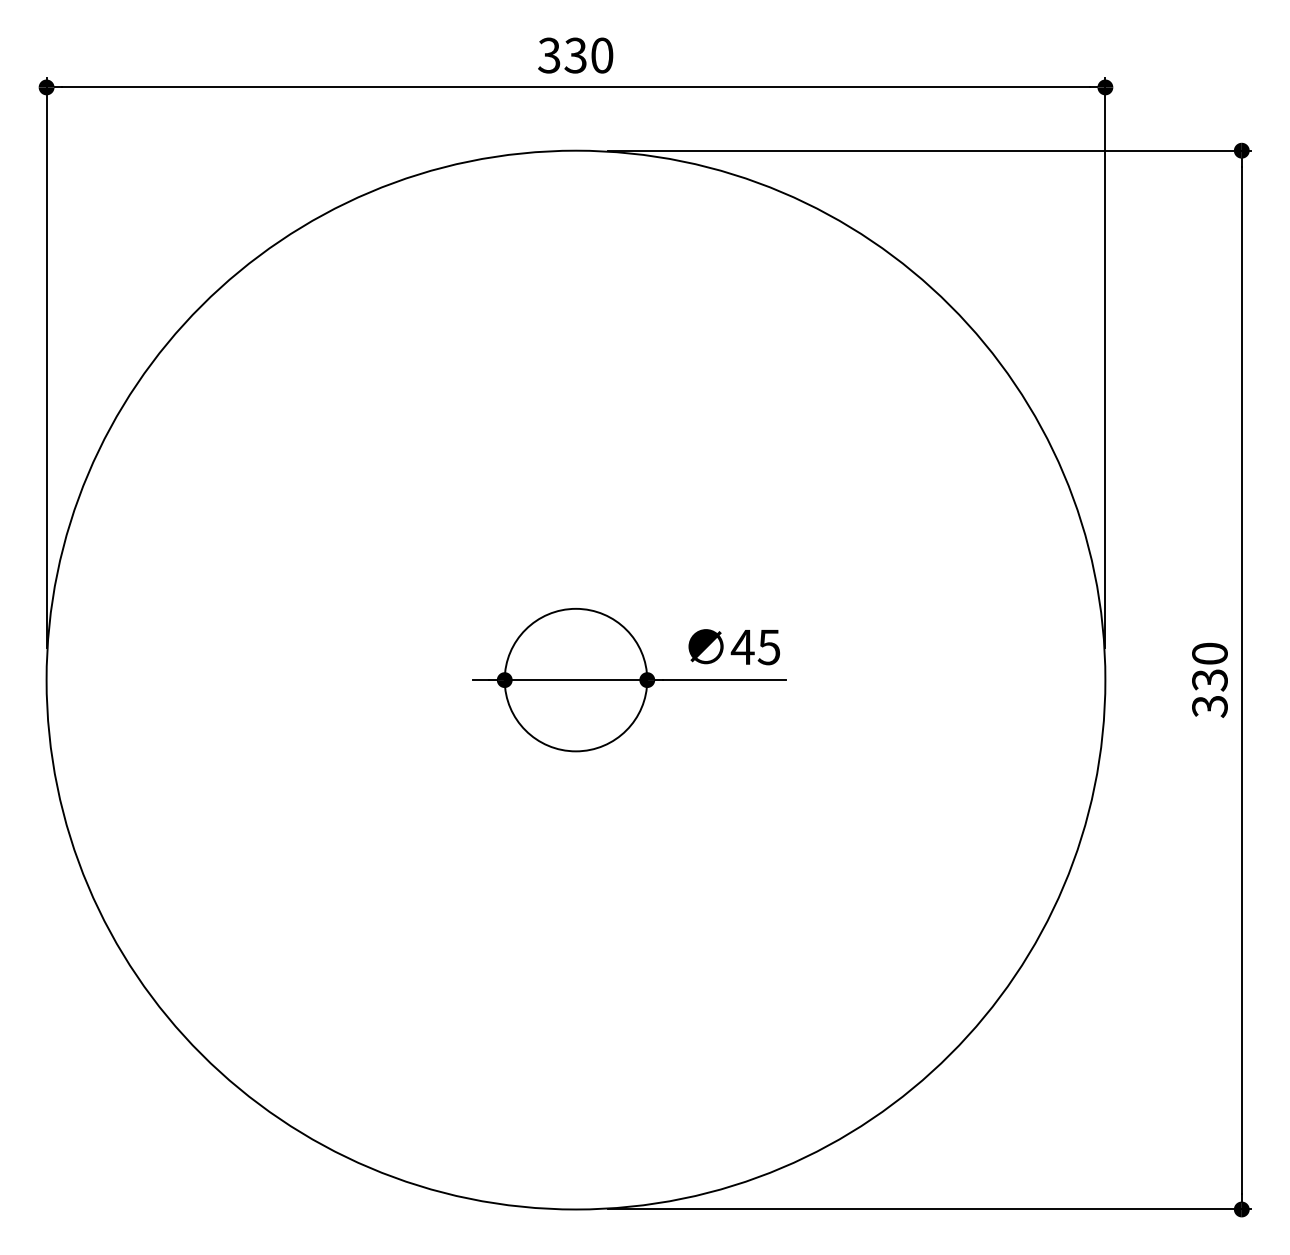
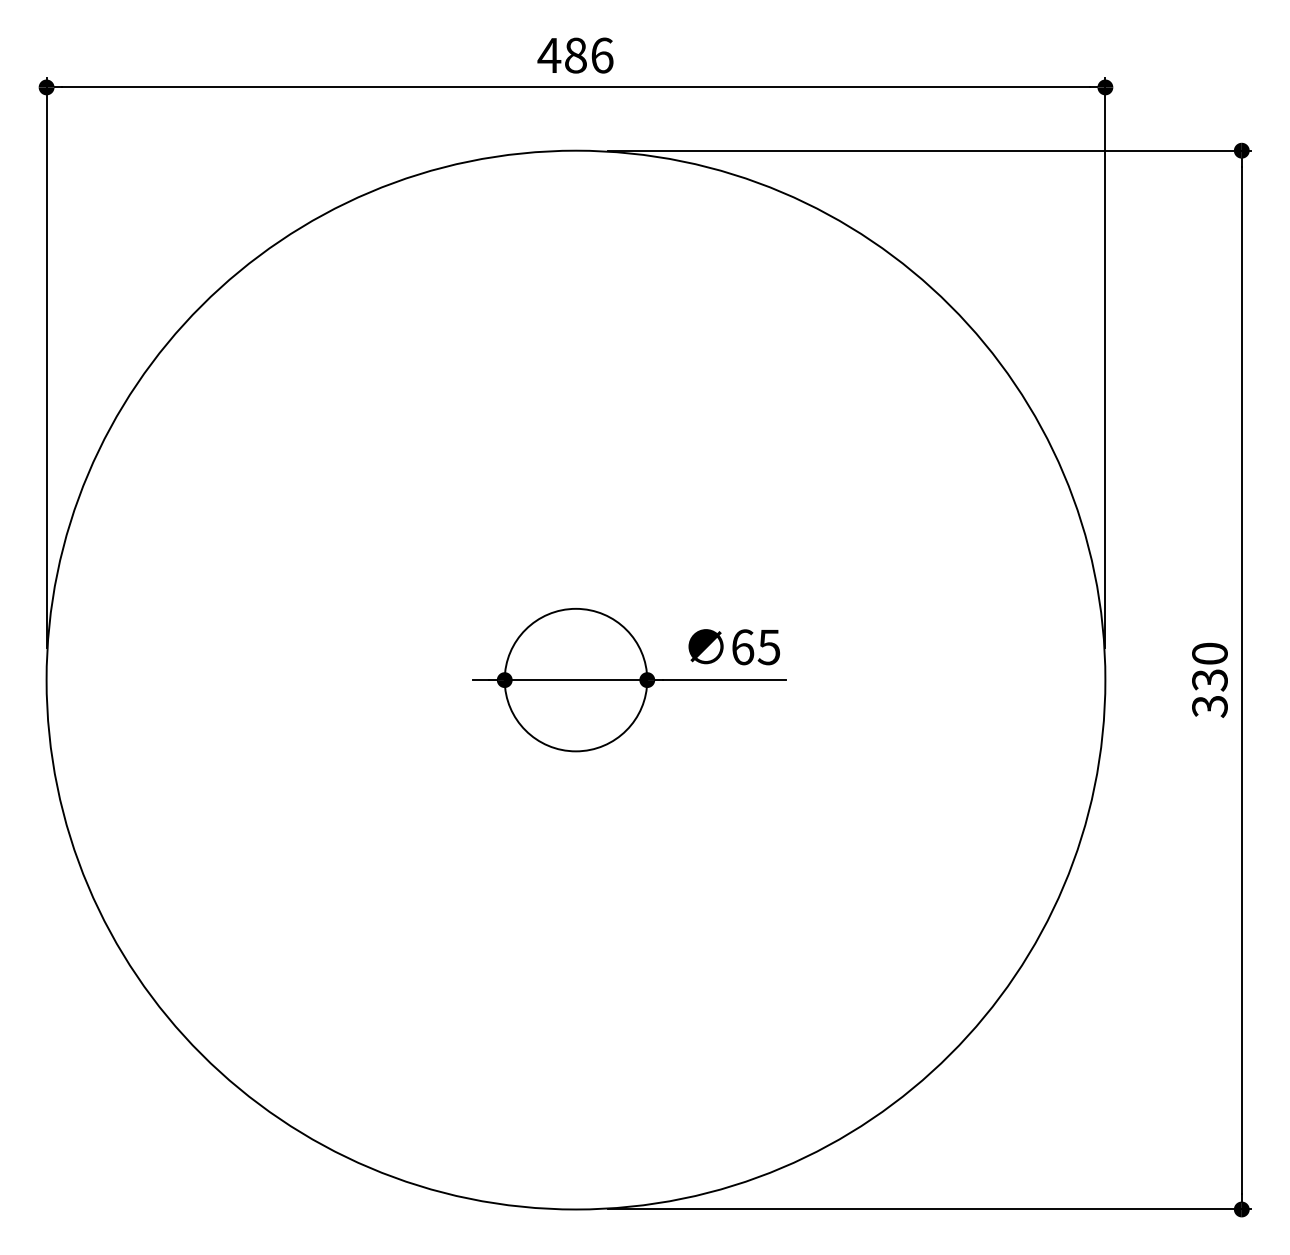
text: 330 -> 486 (575, 55)
text: 45 -> 65 (742, 647)
